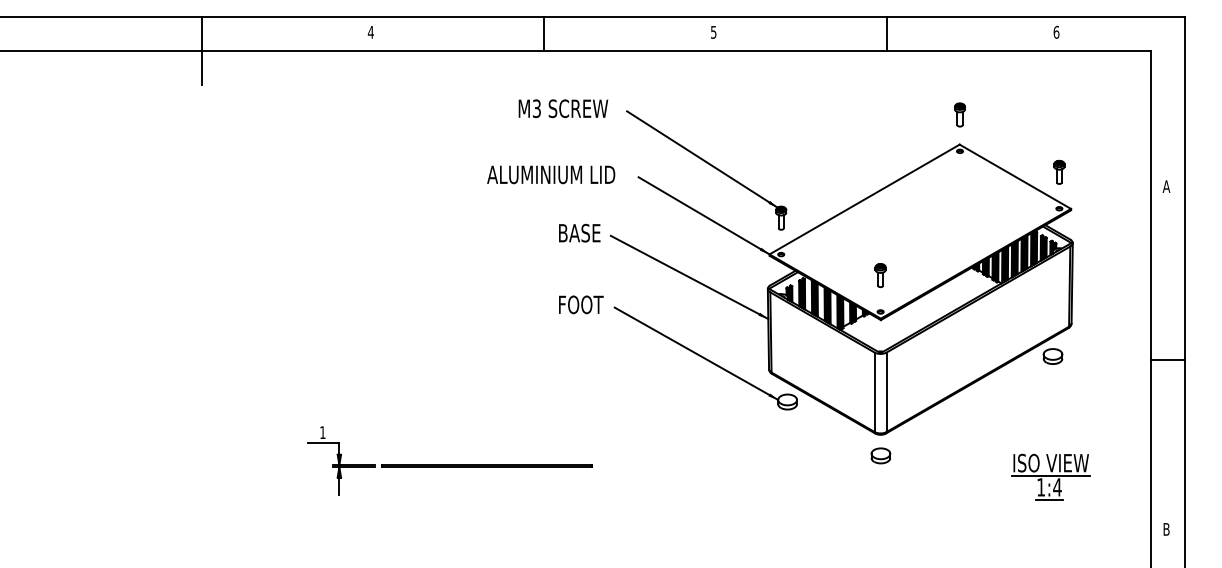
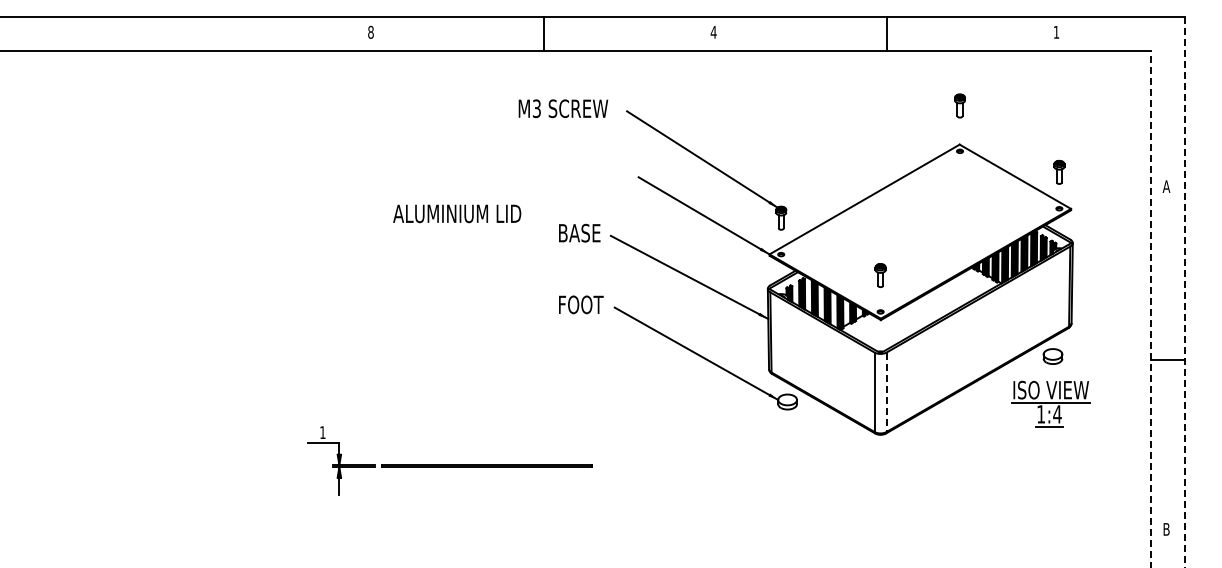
text: 4 -> 8 (370, 31)
text: 6 -> 1 (1056, 31)
text: 5 -> 4 (713, 32)
line: present -> none (201, 50)
part position: (959, 114) -> (959, 105) (959, 105)
text position: (551, 174) -> (457, 213) (457, 213)
line: solid -> dashed (1185, 291)
line: solid -> dashed (1151, 308)
line: solid -> dashed (886, 392)
part: present -> none (880, 455)
part position: (1050, 476) -> (1050, 403) (1050, 403)
